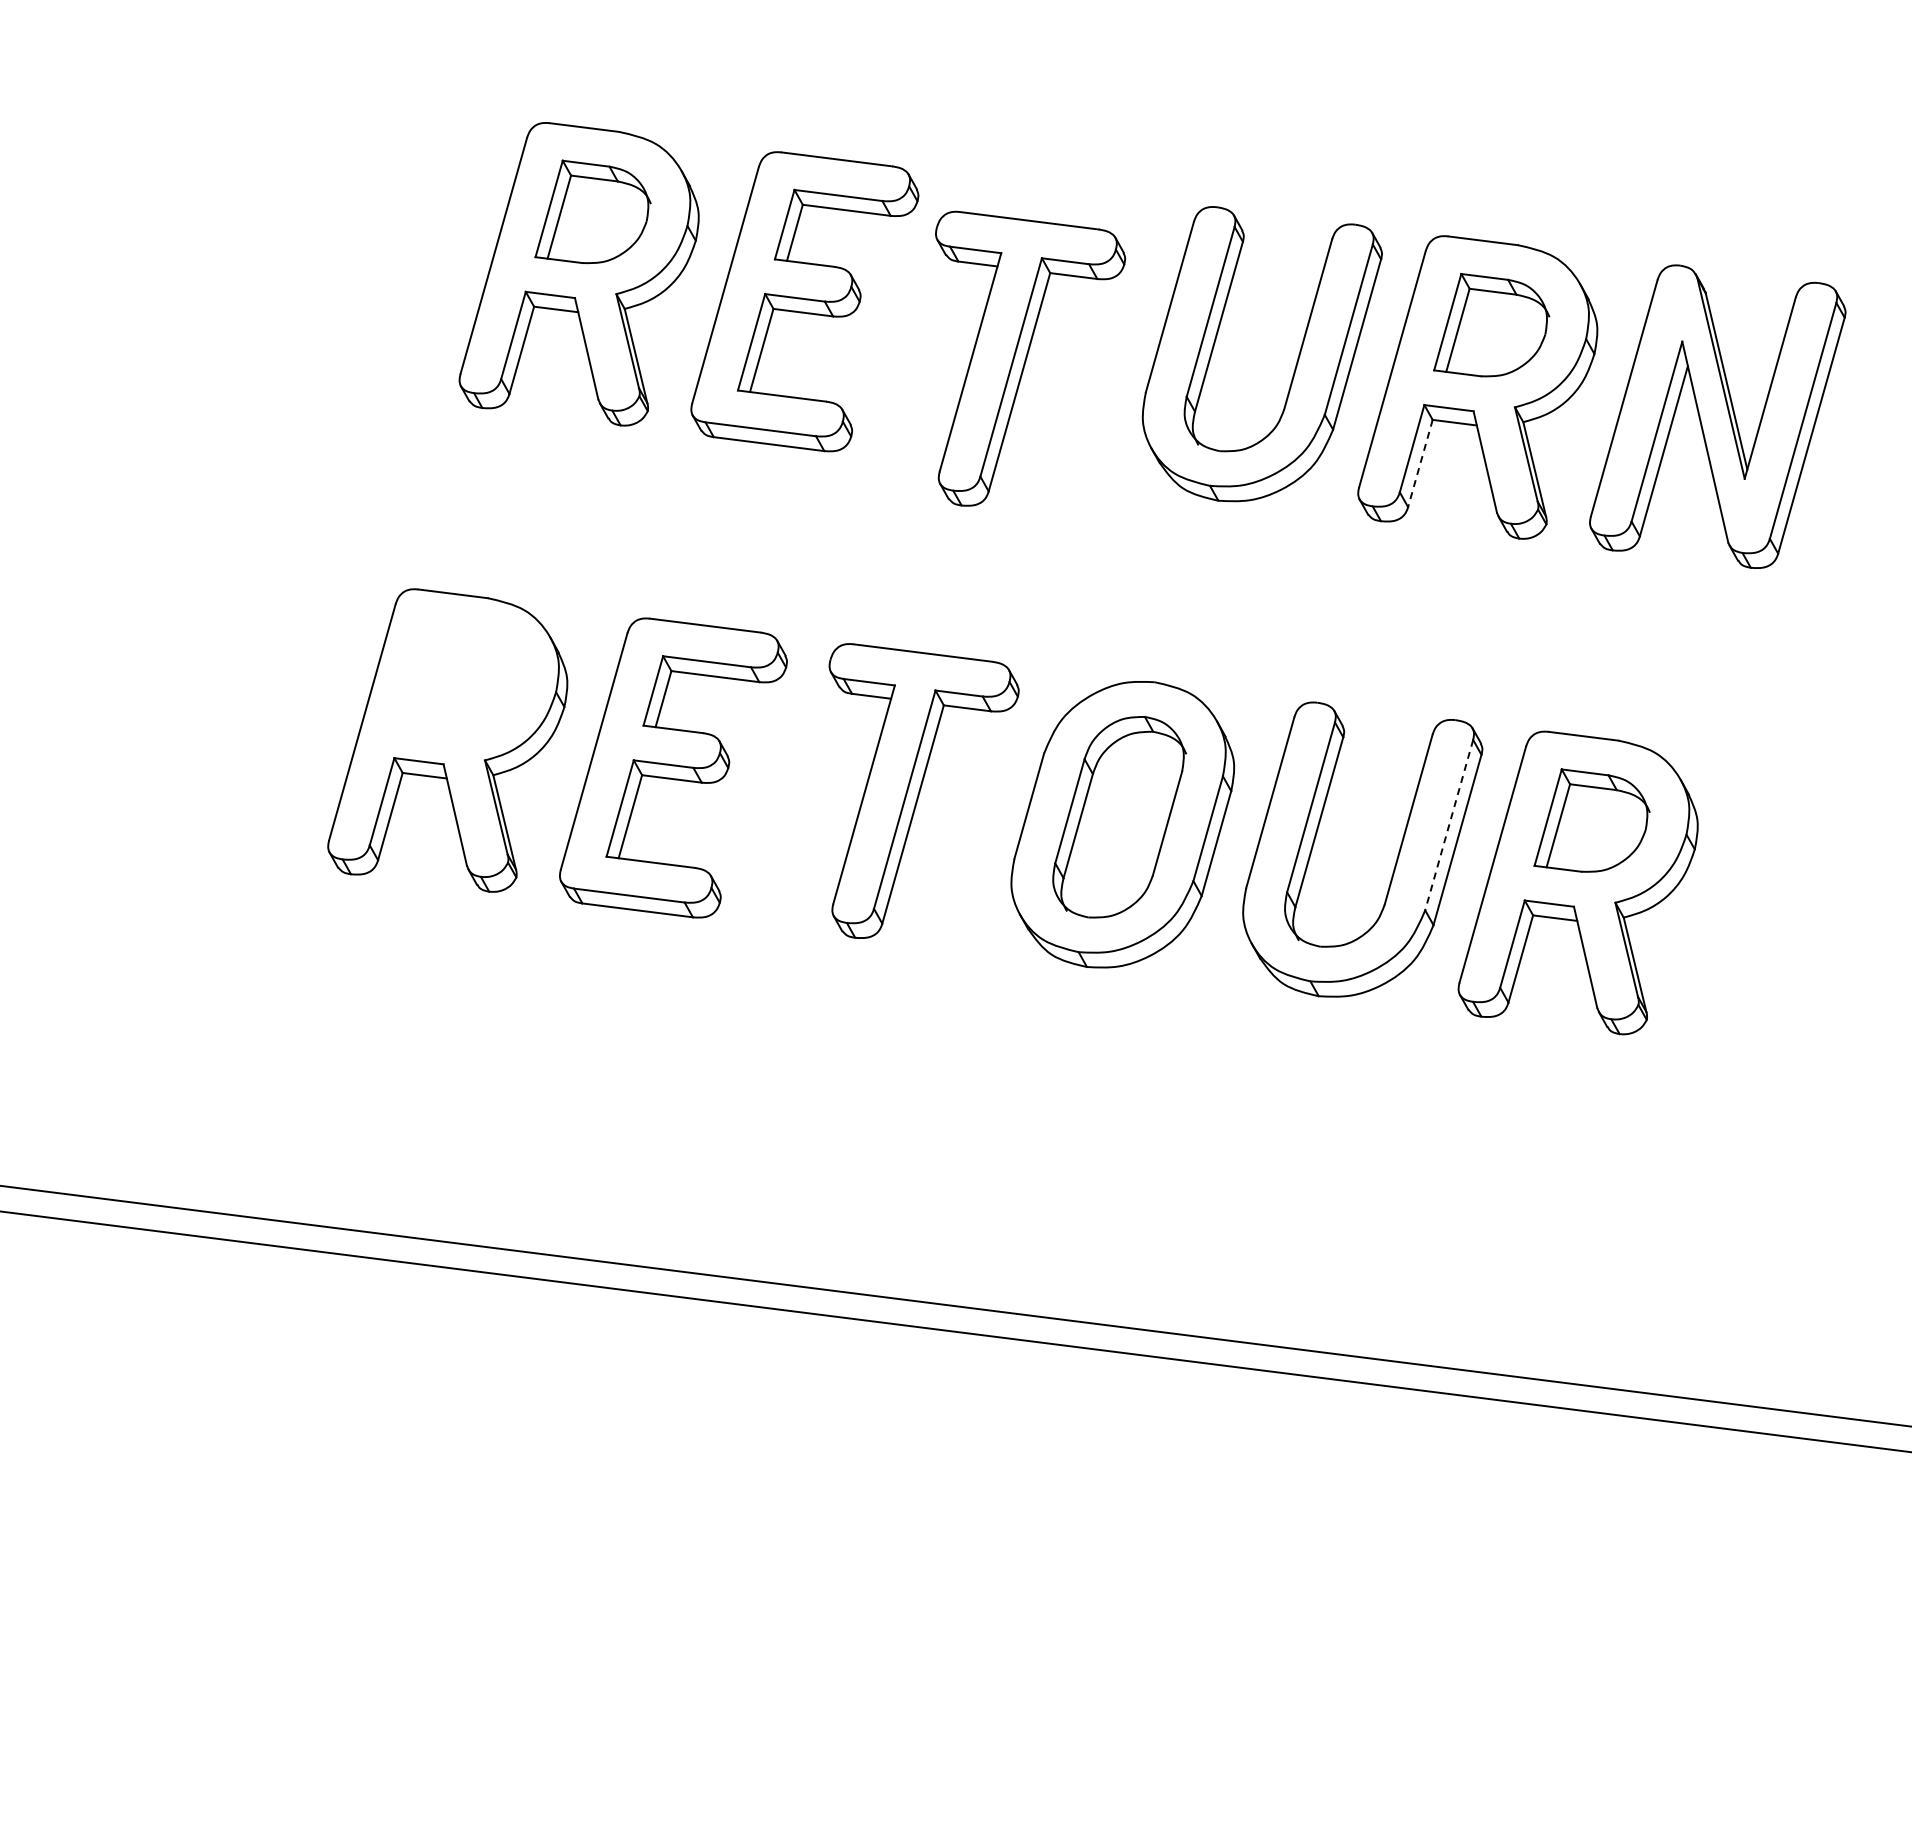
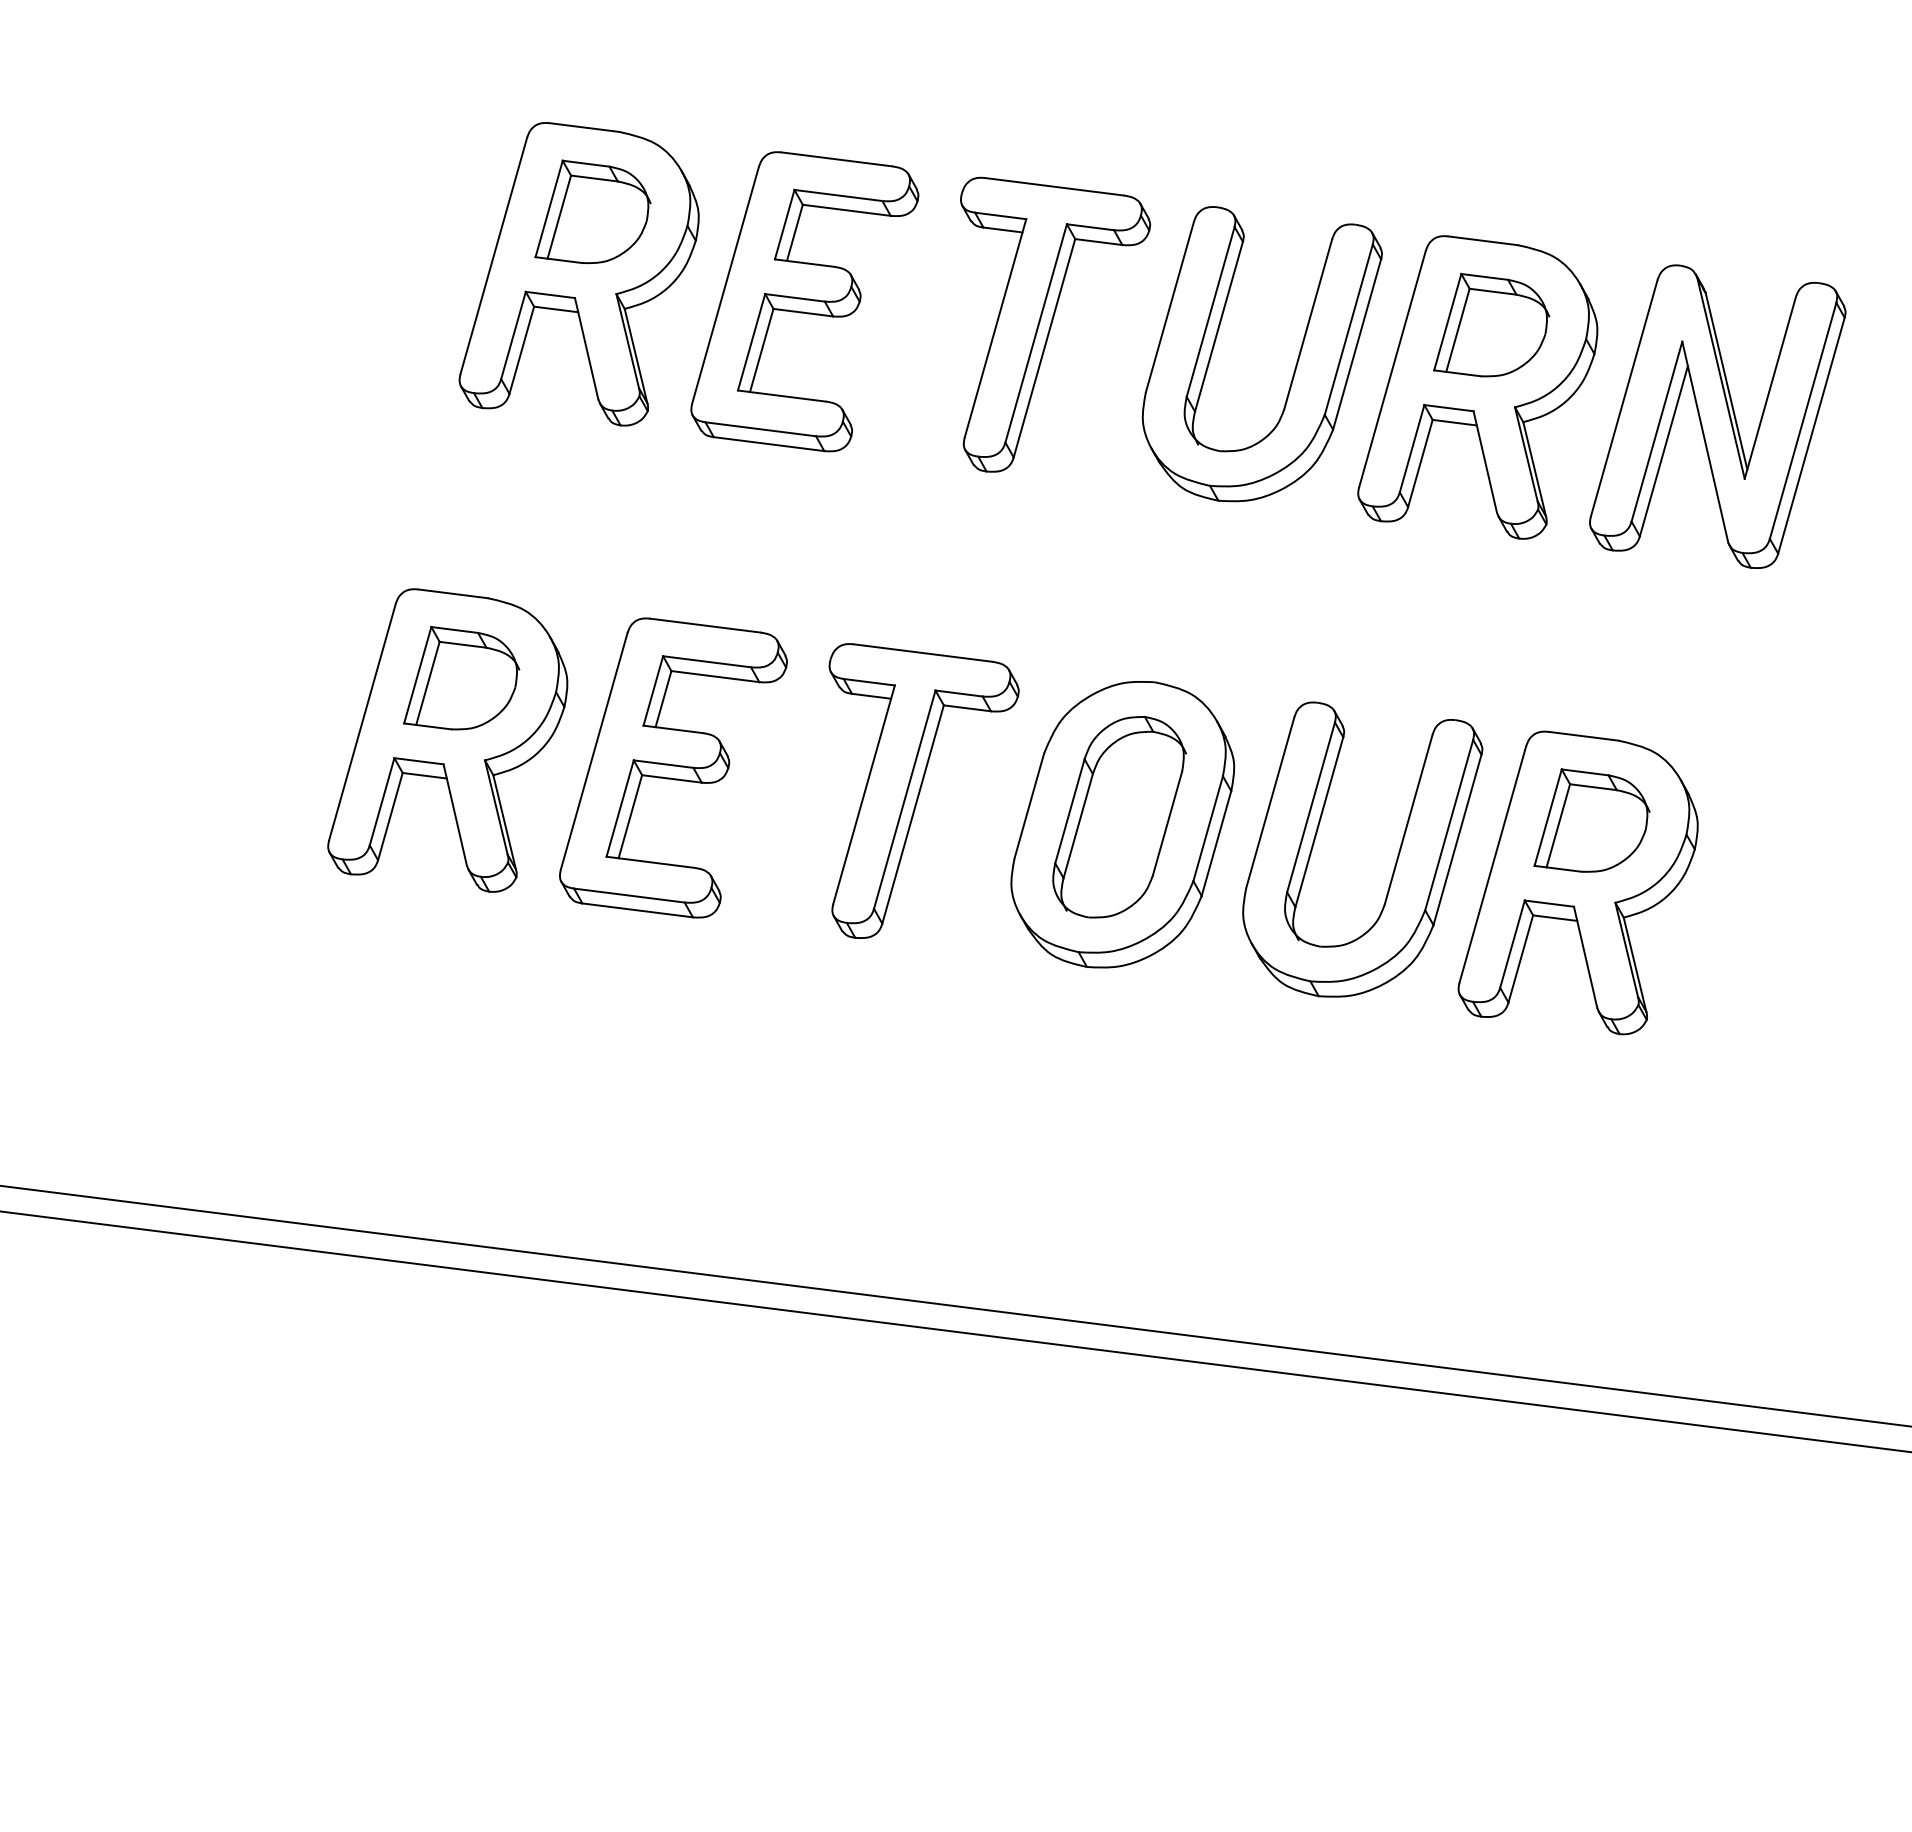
part position: (1030, 358) -> (1055, 324) (1055, 324)
line: dashed -> solid (1420, 464)
part: none -> present (461, 678)
line: dashed -> solid (1449, 825)
